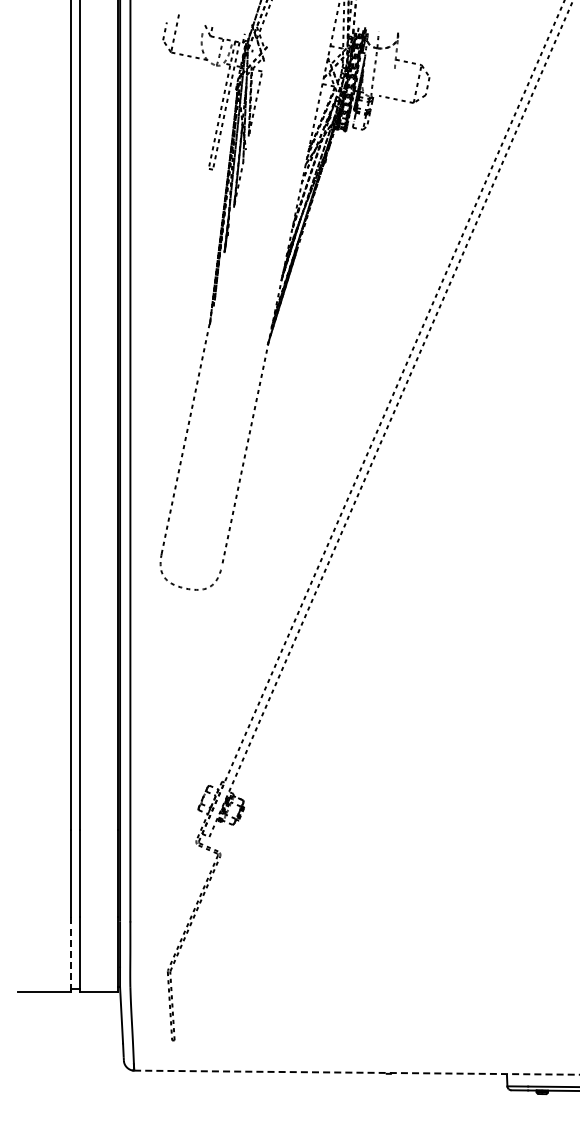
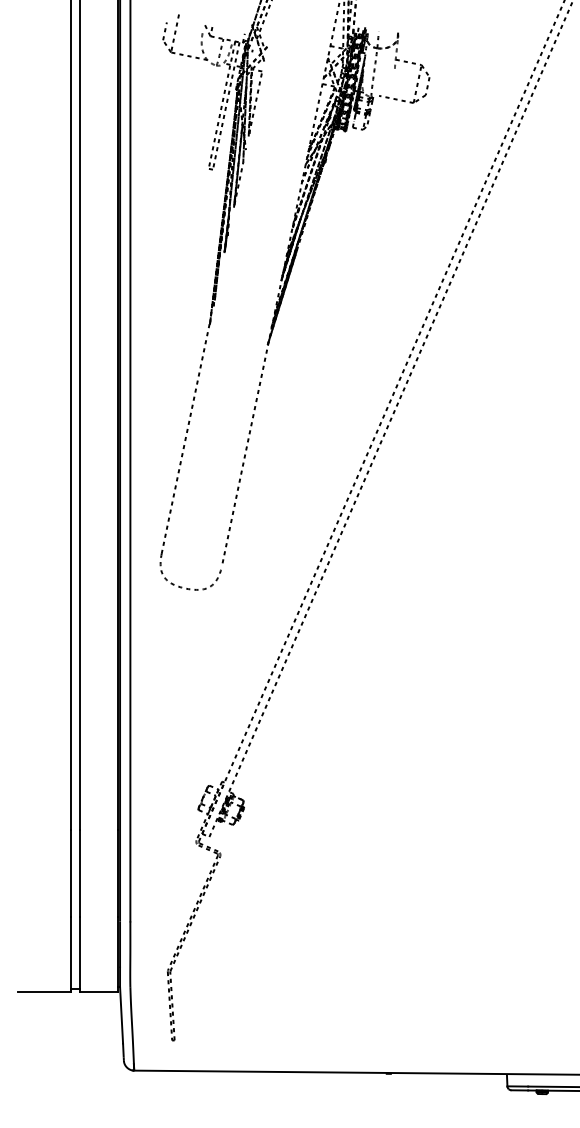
line: dashed -> solid (71, 955)
line: dashed -> solid (356, 1072)
